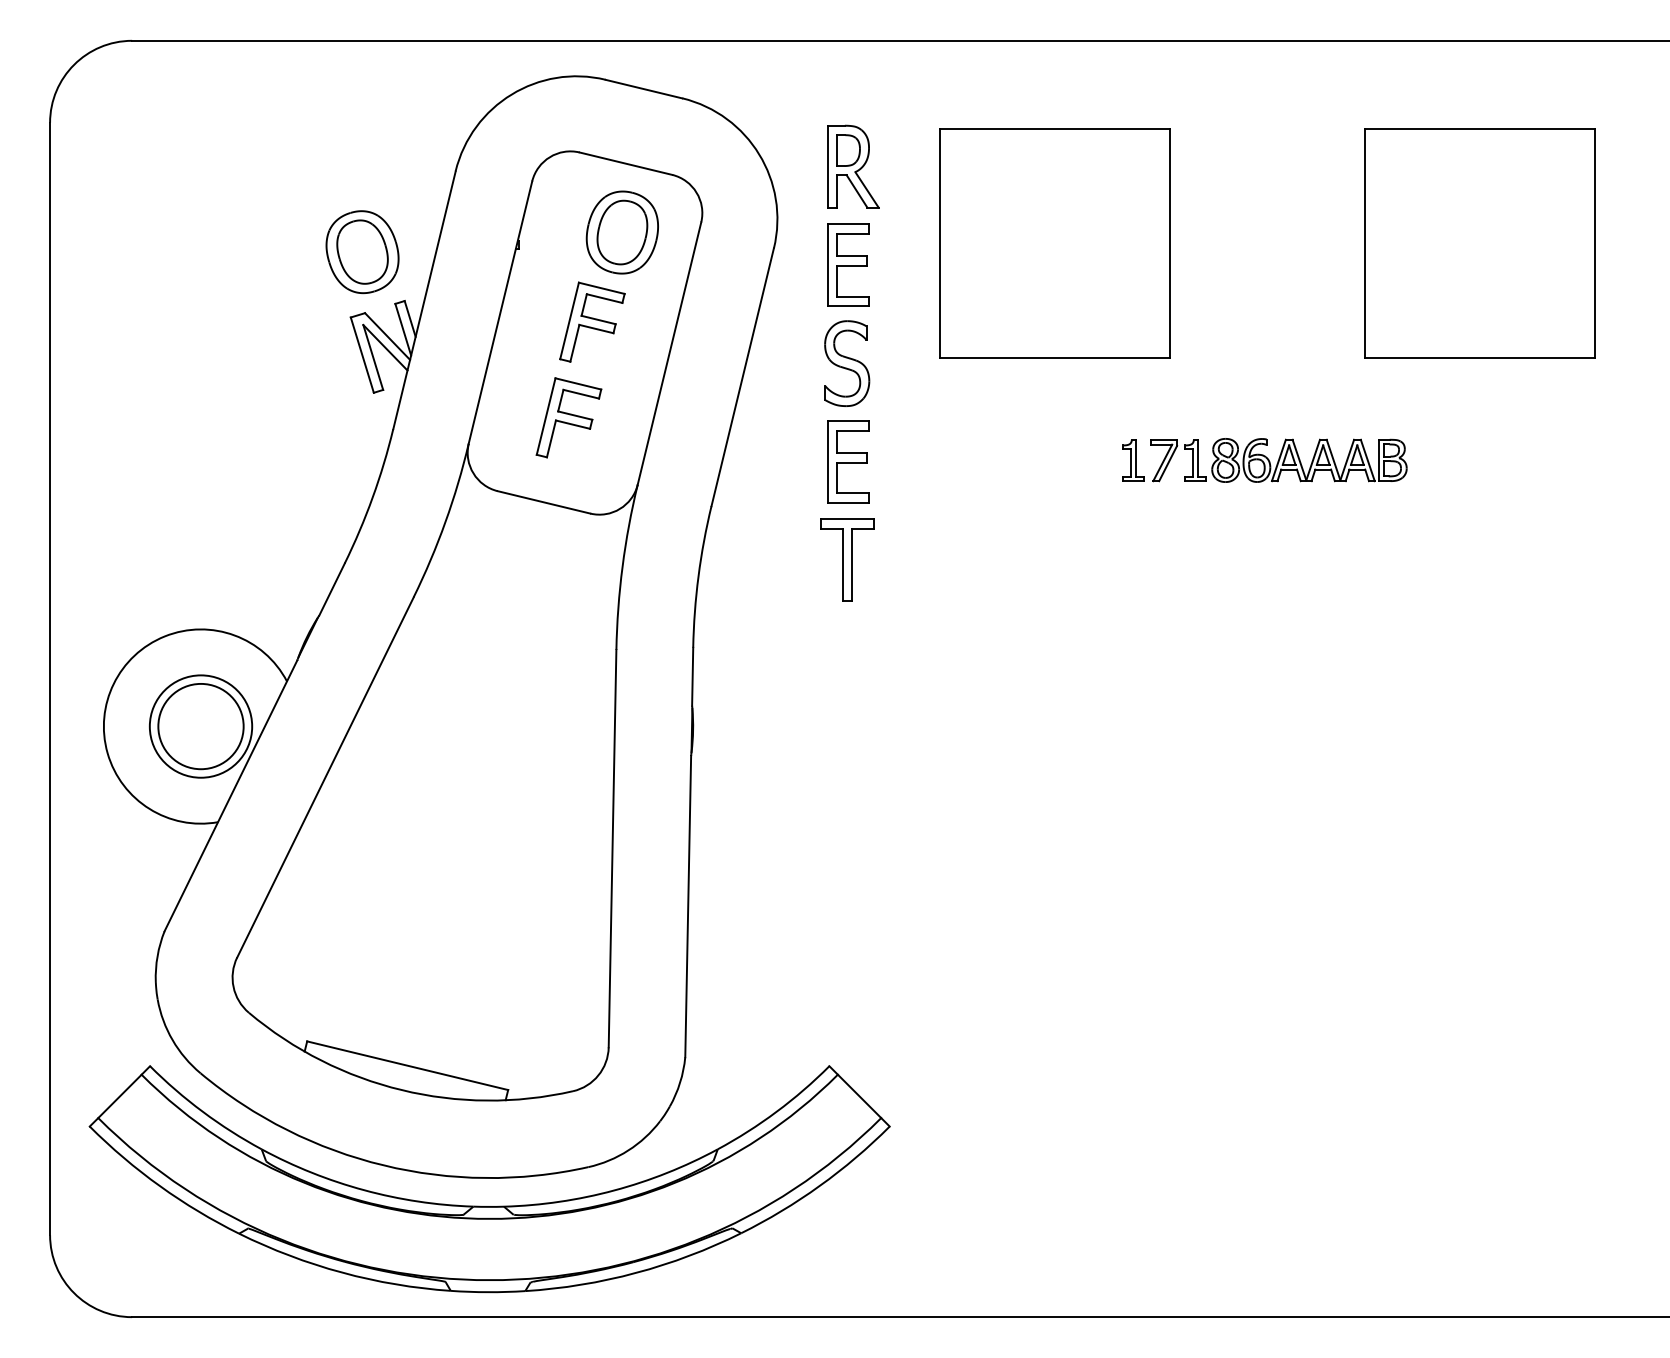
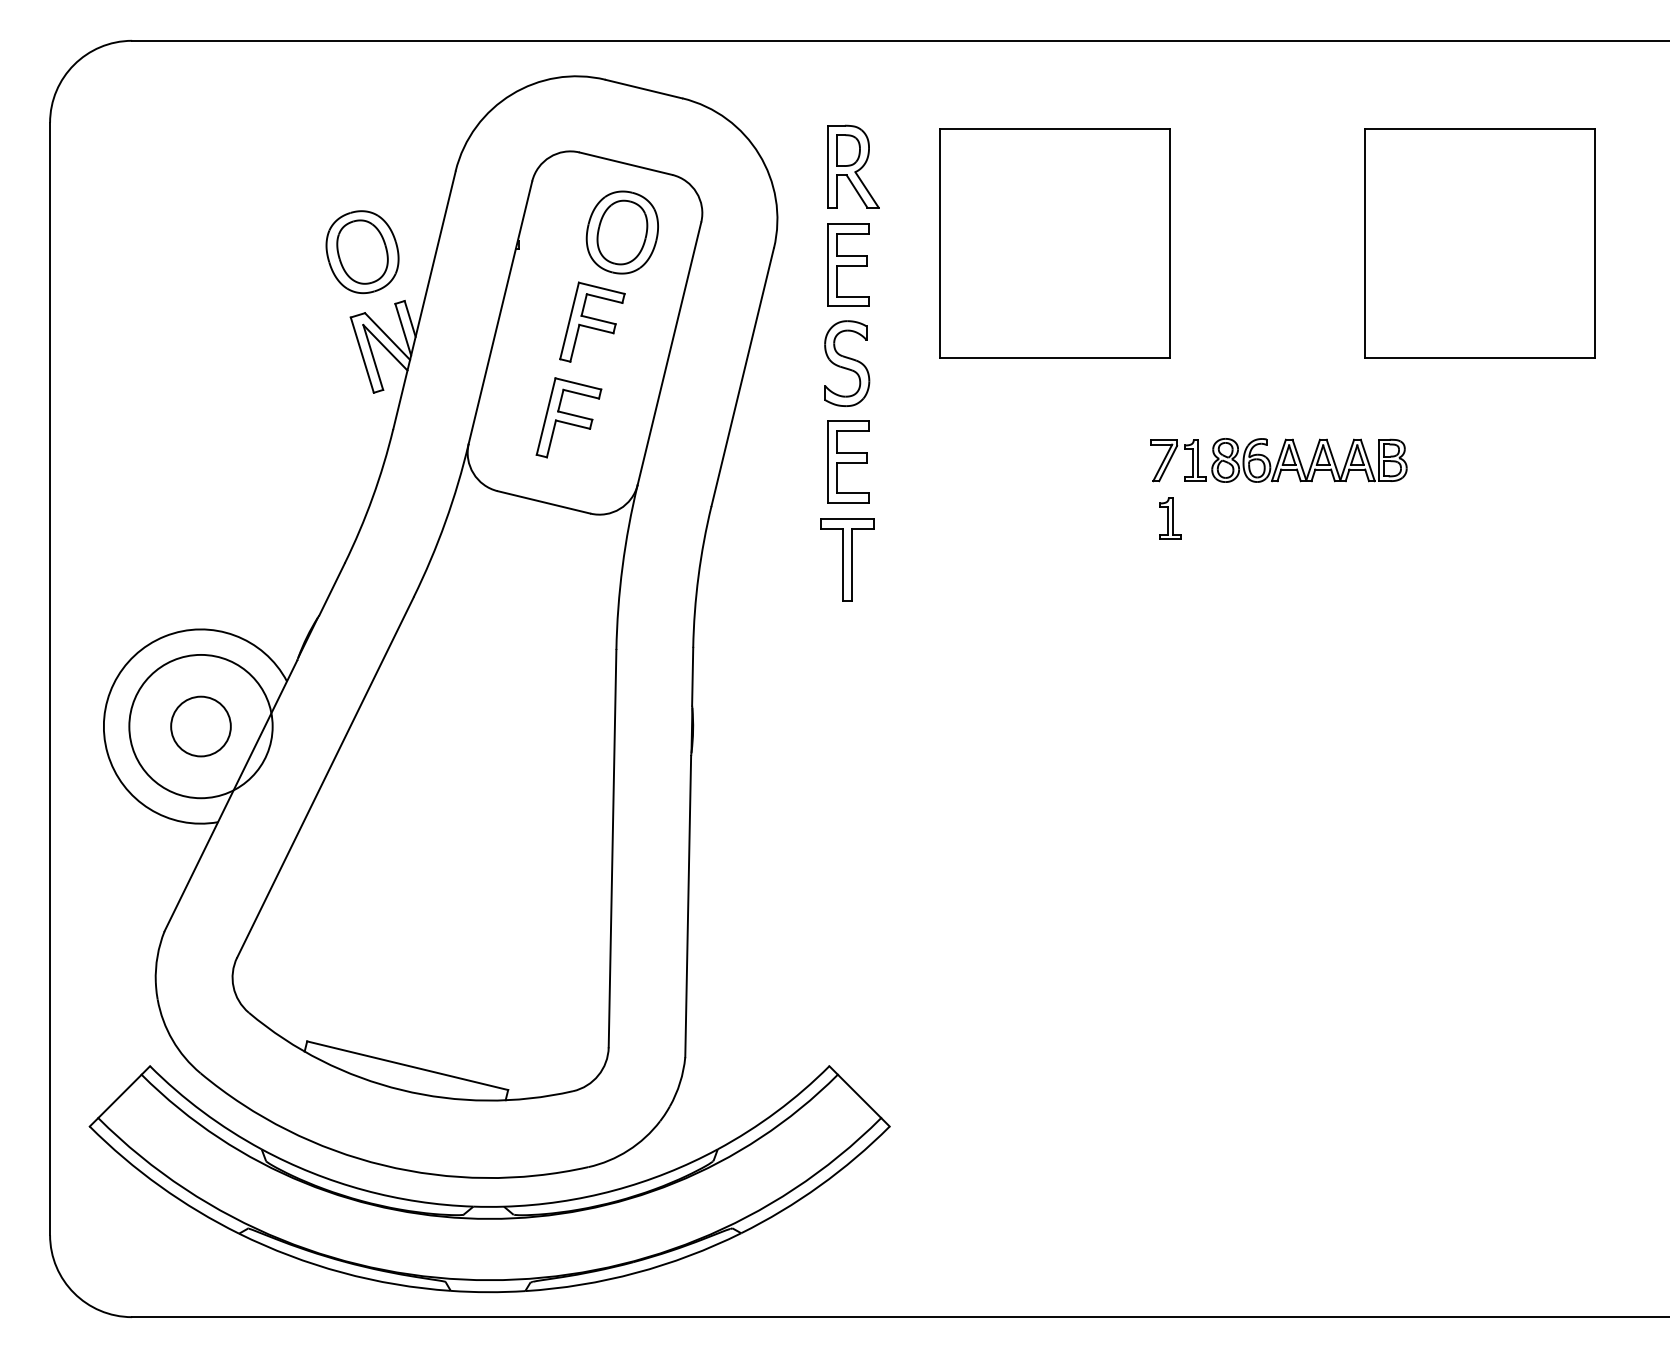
part position: (1133, 460) -> (1170, 518) (1170, 518)
circle diameter: 102 px -> 143 px (200, 726)
circle diameter: 85 px -> 60 px (200, 726)
